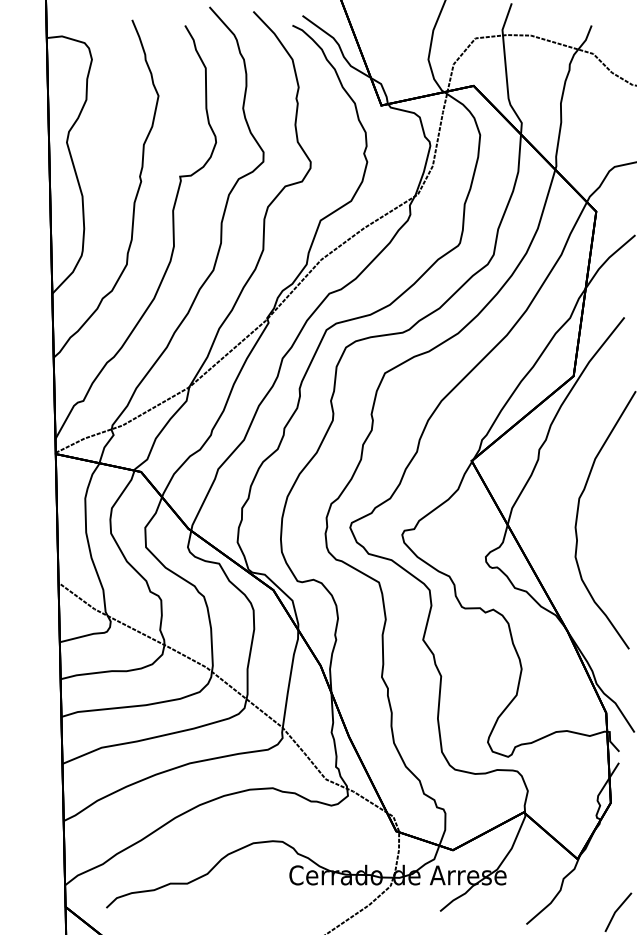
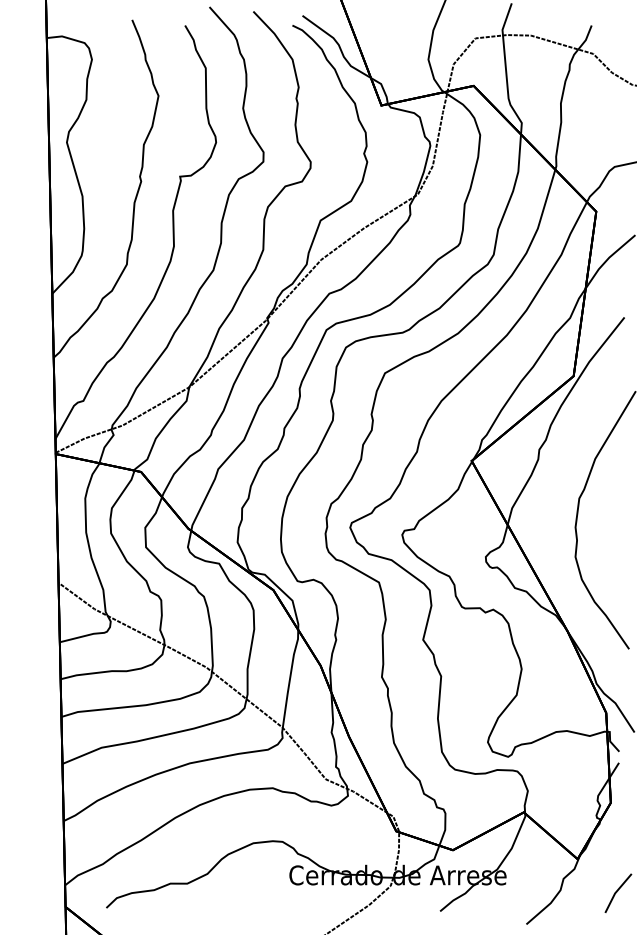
line position: (618, 910) -> (618, 891) (618, 891)
